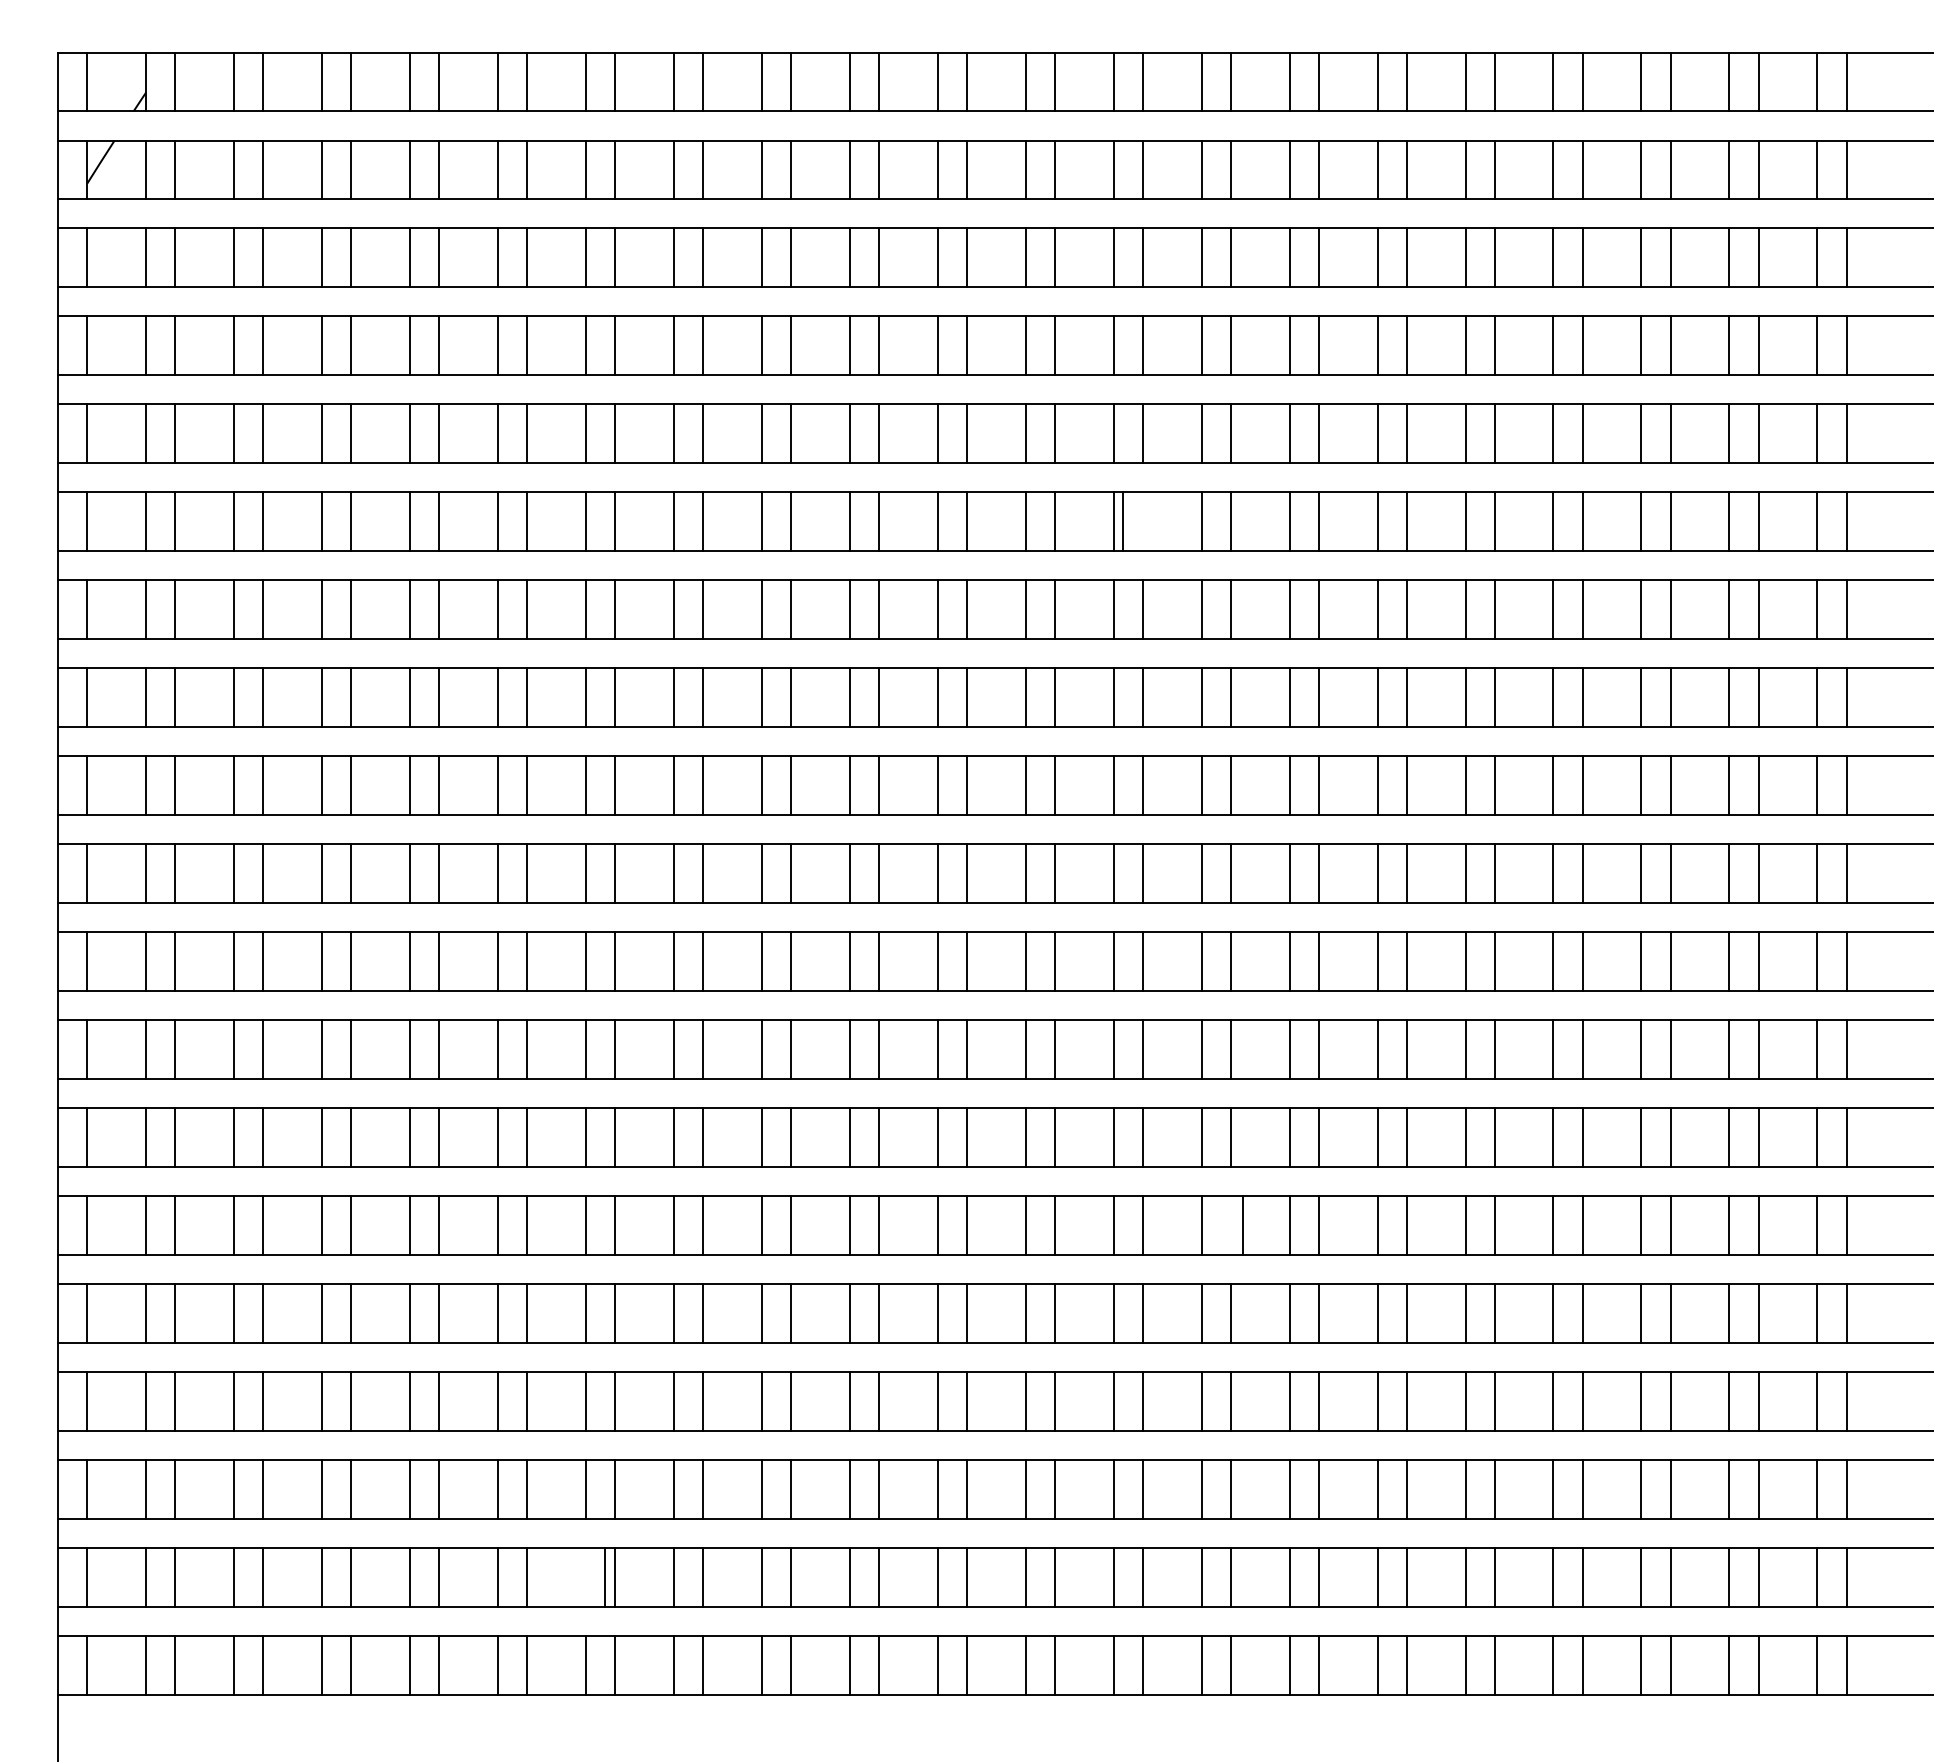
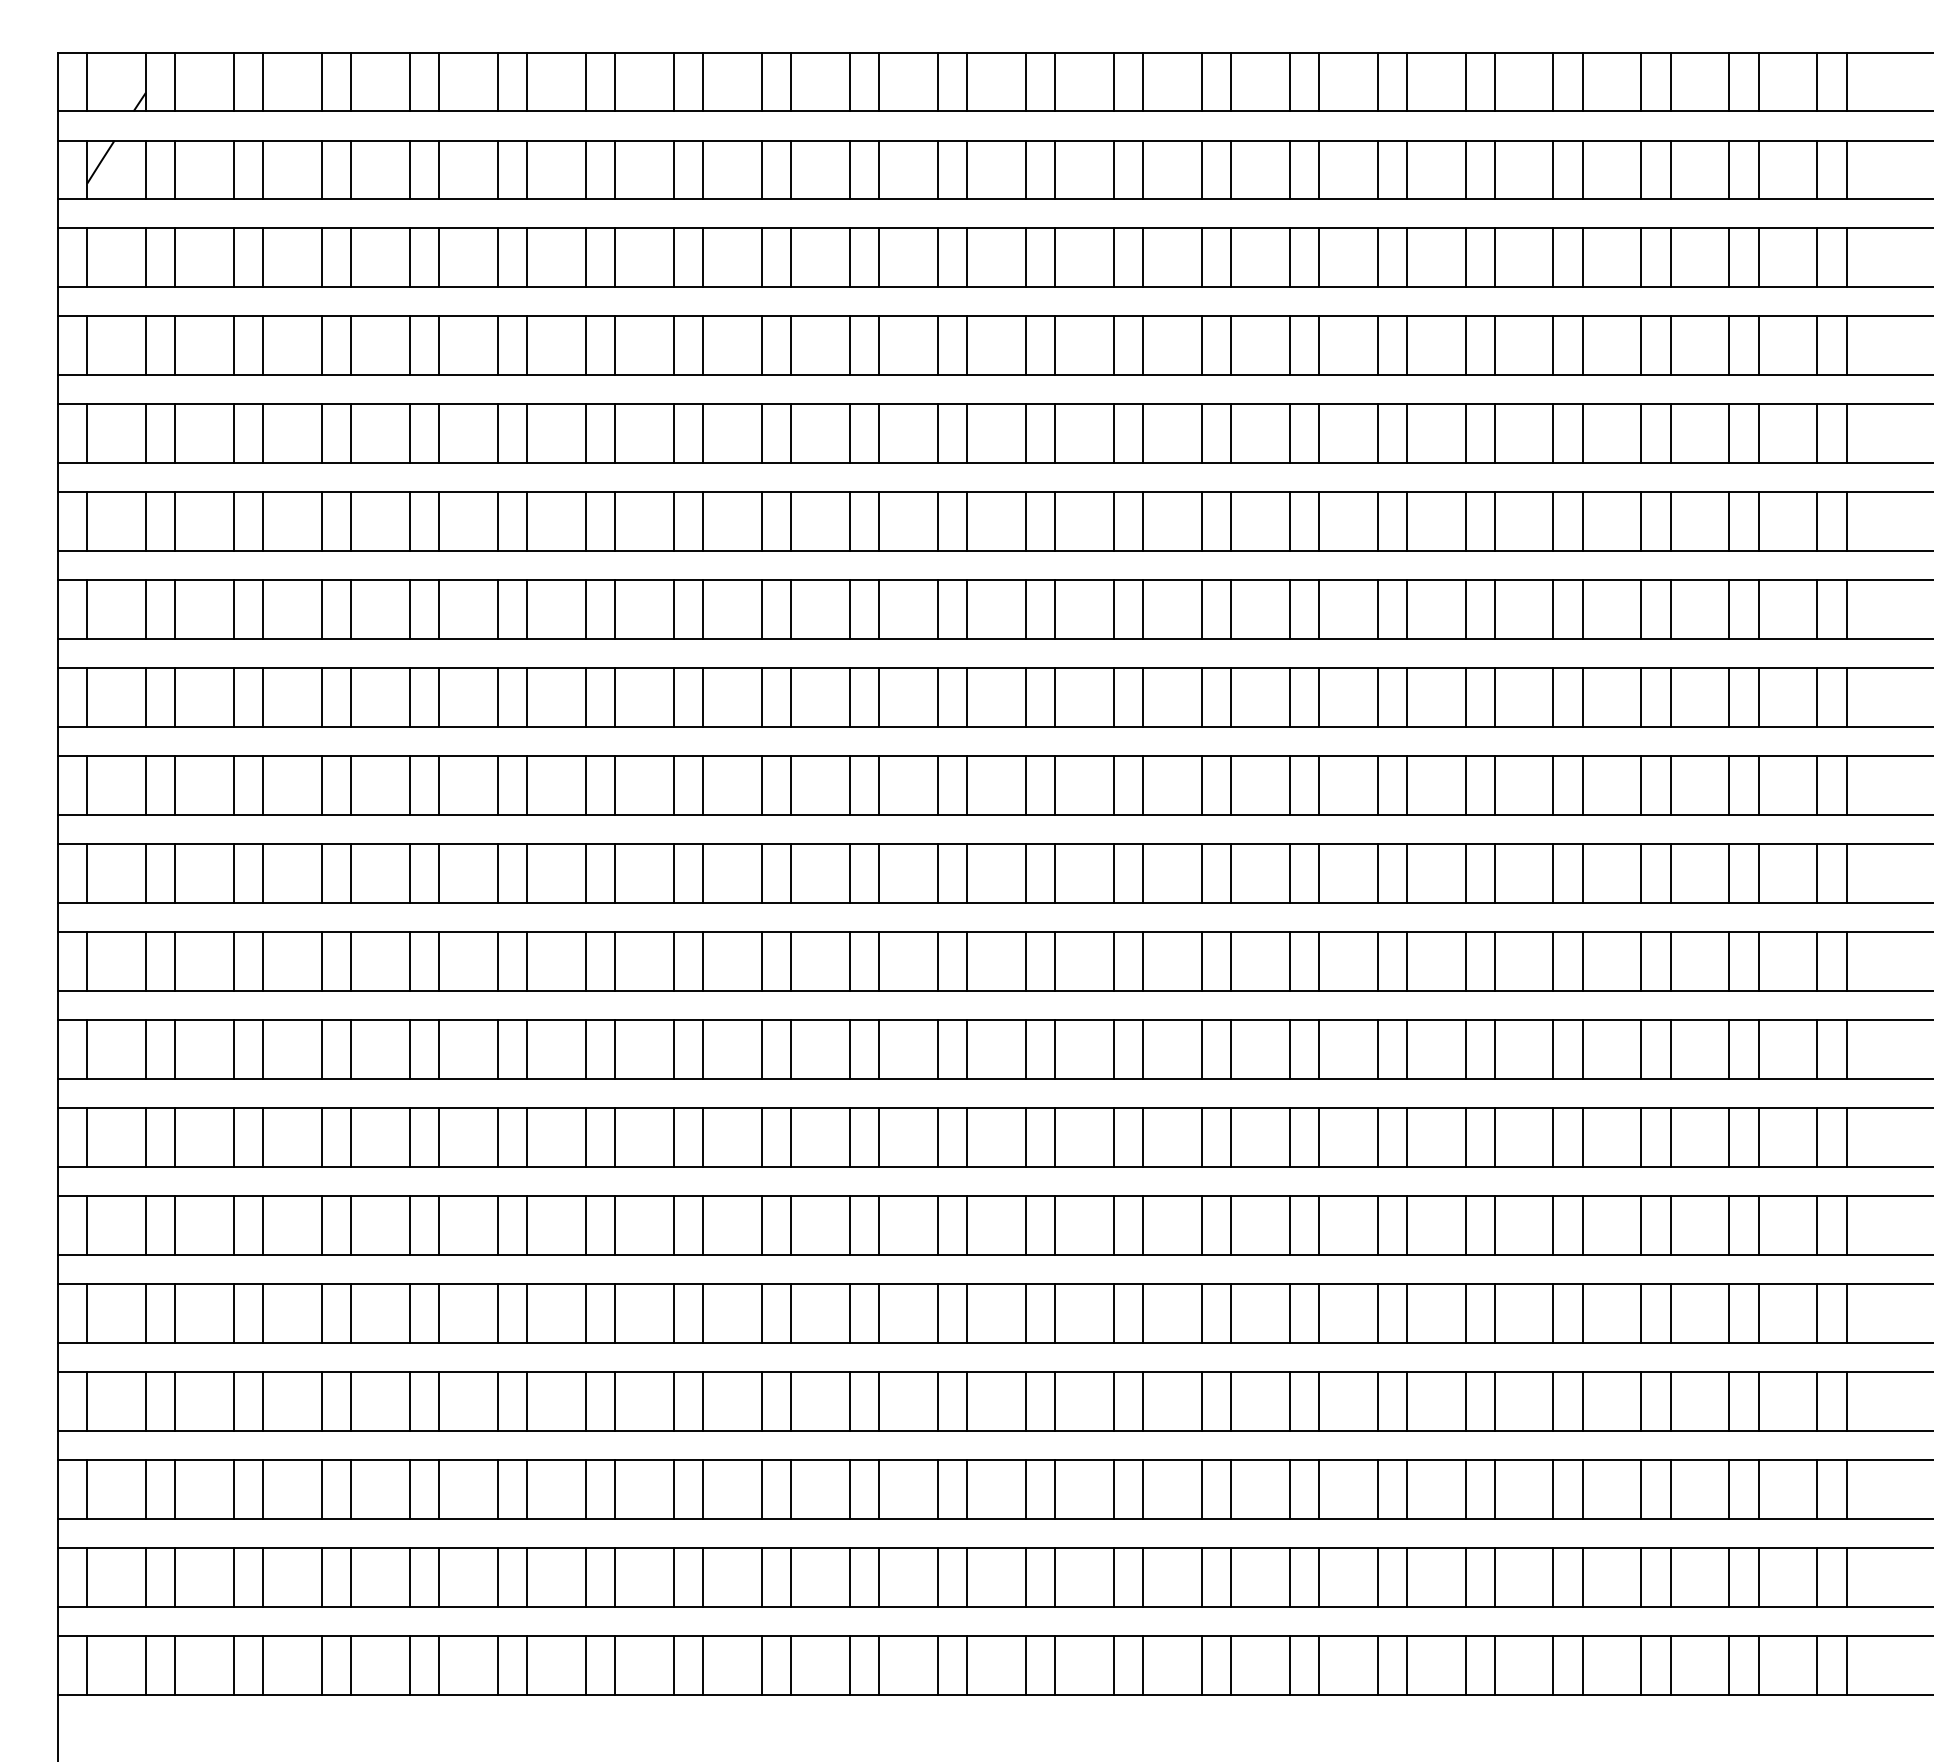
line position: (1122, 521) -> (1142, 521) (1142, 521)
line position: (1242, 1225) -> (1230, 1225) (1230, 1225)
line position: (604, 1577) -> (585, 1577) (585, 1577)
